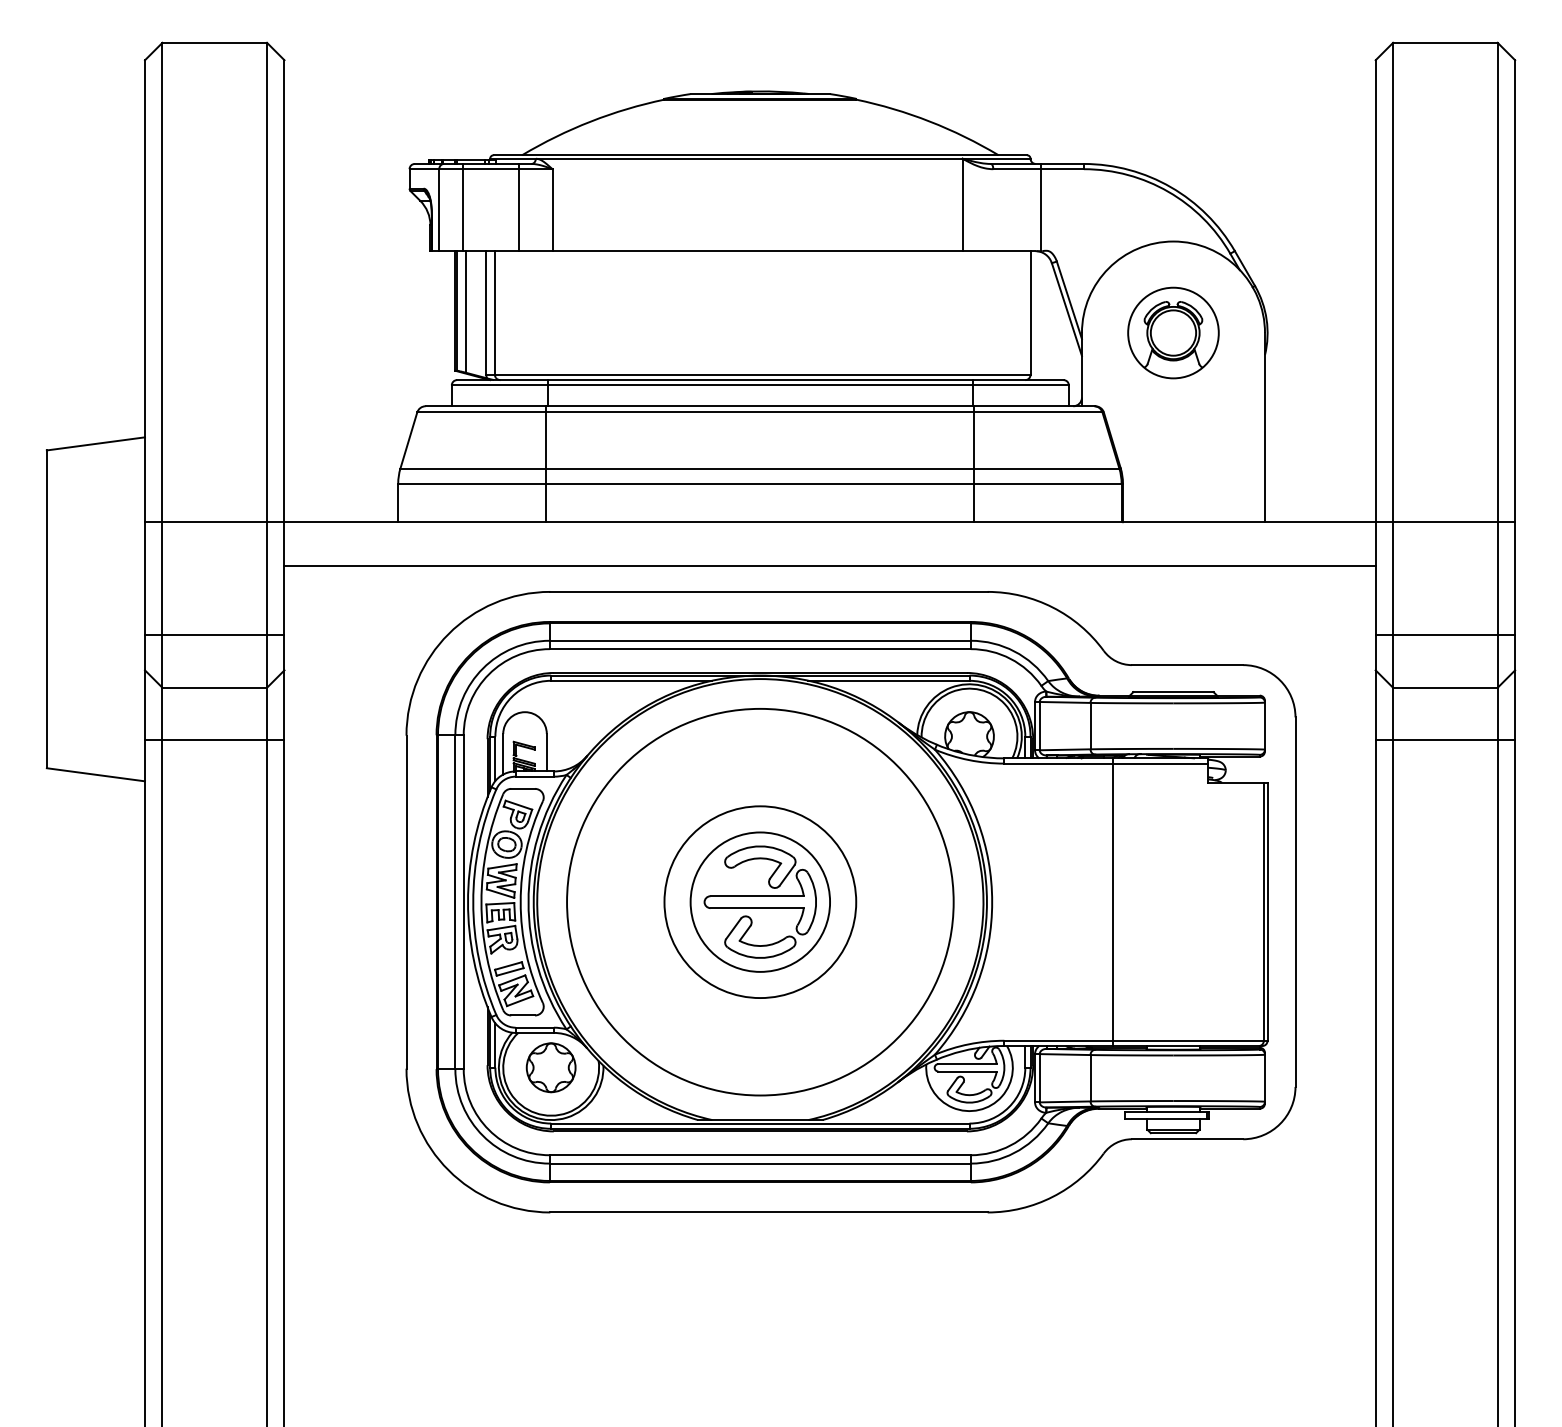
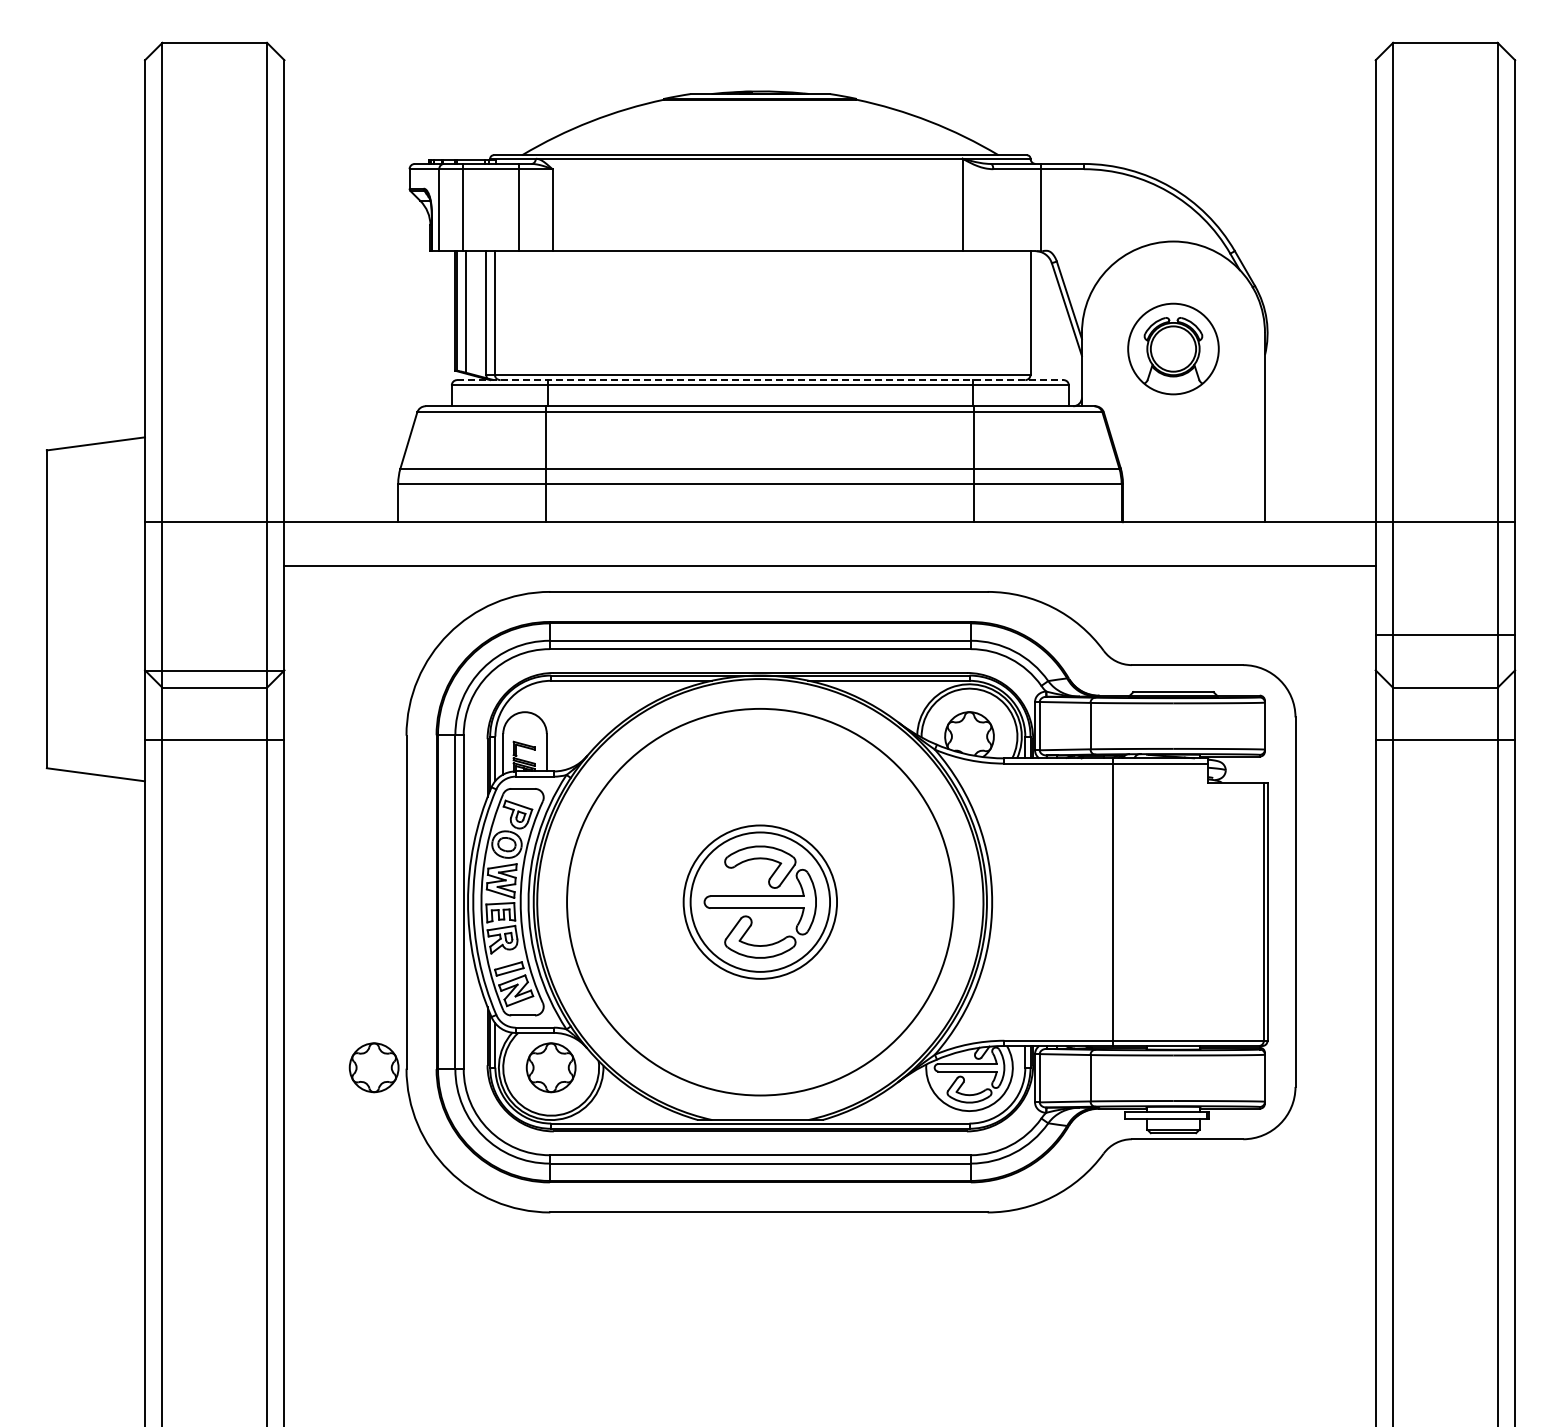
part position: (1173, 332) -> (1173, 348) (1173, 348)
line: solid -> dashed (760, 380)
line position: (214, 635) -> (214, 671) (214, 671)
circle diameter: 192 px -> 153 px (760, 901)
part: none -> present (373, 1067)
